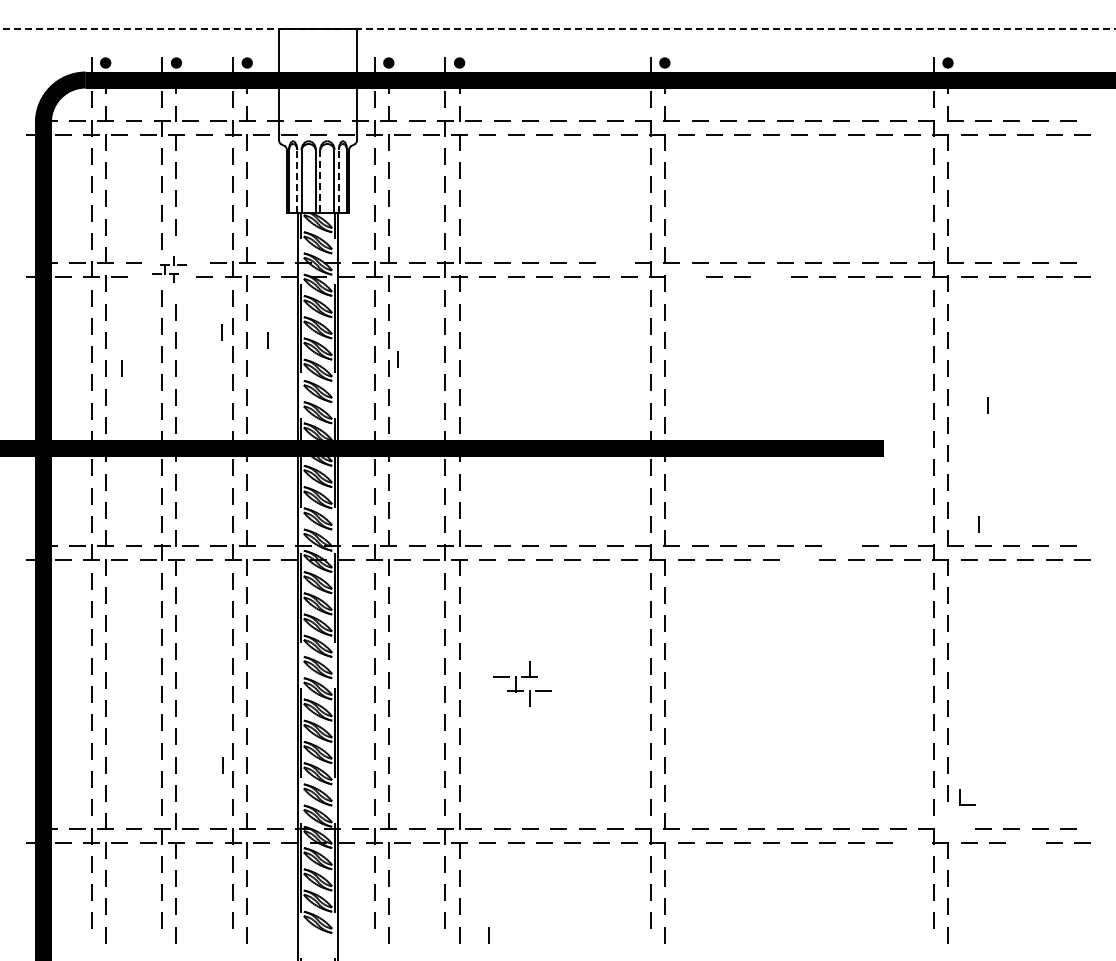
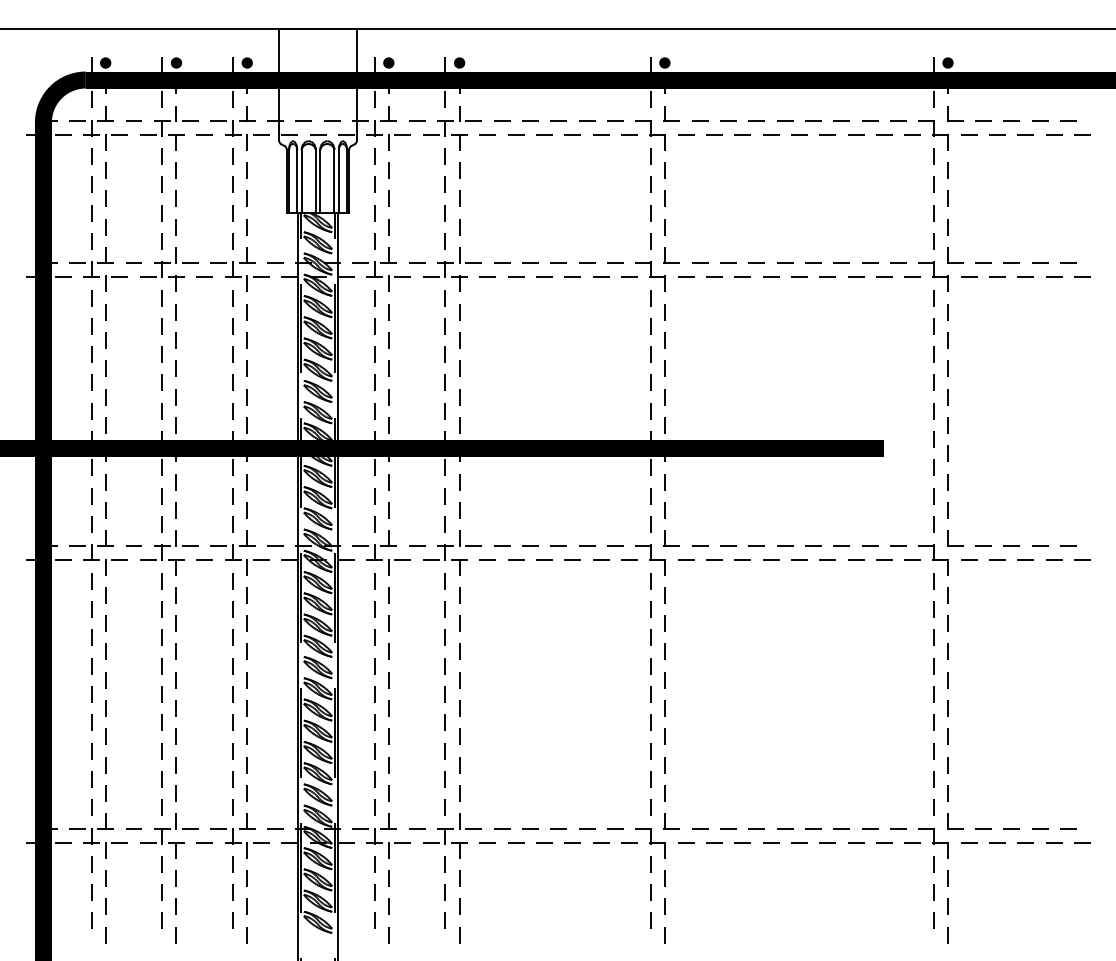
line: dashed -> solid (558, 29)
line: dashed -> solid (297, 181)
line: dashed -> solid (320, 181)
line: dashed -> solid (338, 181)
line: none -> present (615, 262)
part size: 35x27 px -> 59x45 px (169, 269)
line: none -> present (686, 276)
line: none -> present (771, 276)
line: present -> none (221, 332)
line: present -> none (267, 340)
line: present -> none (397, 359)
line: present -> none (121, 368)
line: present -> none (987, 405)
line: present -> none (978, 524)
line: none -> present (841, 545)
line: none -> present (799, 559)
part: present -> none (522, 683)
line: present -> none (222, 765)
part position: (960, 797) -> (948, 821) (948, 821)
line: none -> present (912, 842)
line: none -> present (1025, 842)
line: present -> none (488, 935)
